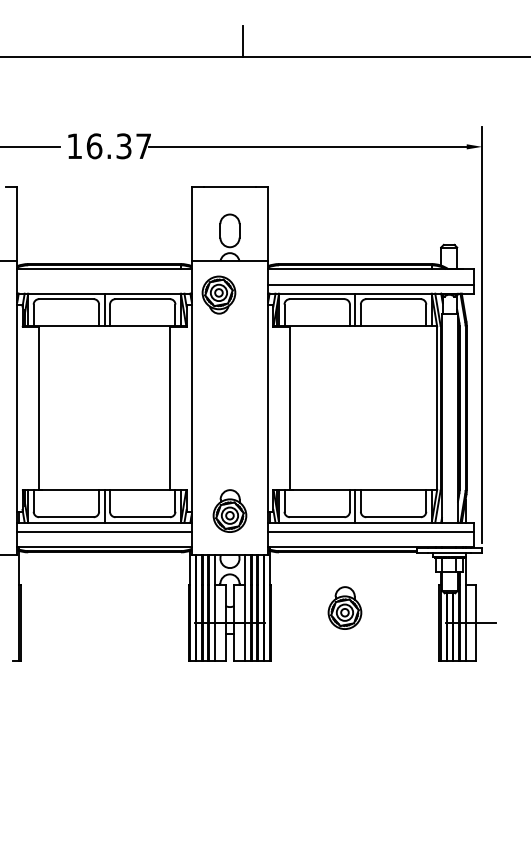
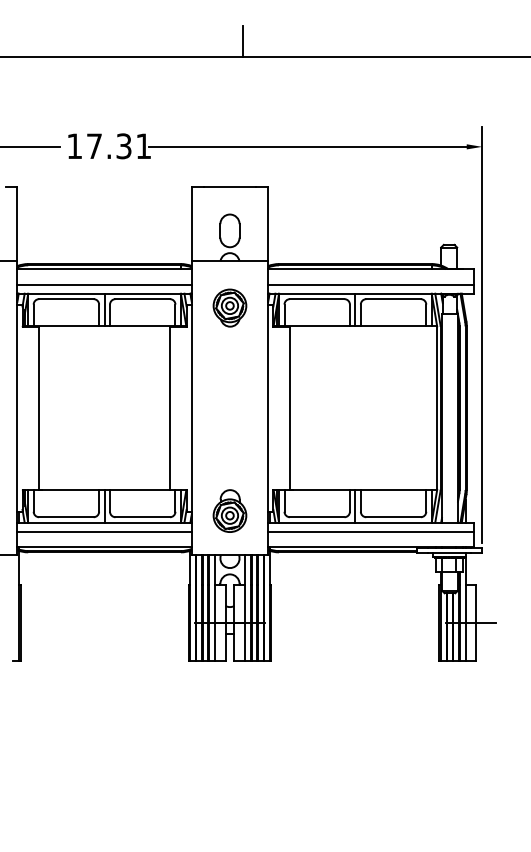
text: 16.37 -> 17.31 (118, 146)
line: none -> present (104, 284)
part position: (218, 294) -> (229, 307) (229, 307)
part: present -> none (344, 607)
